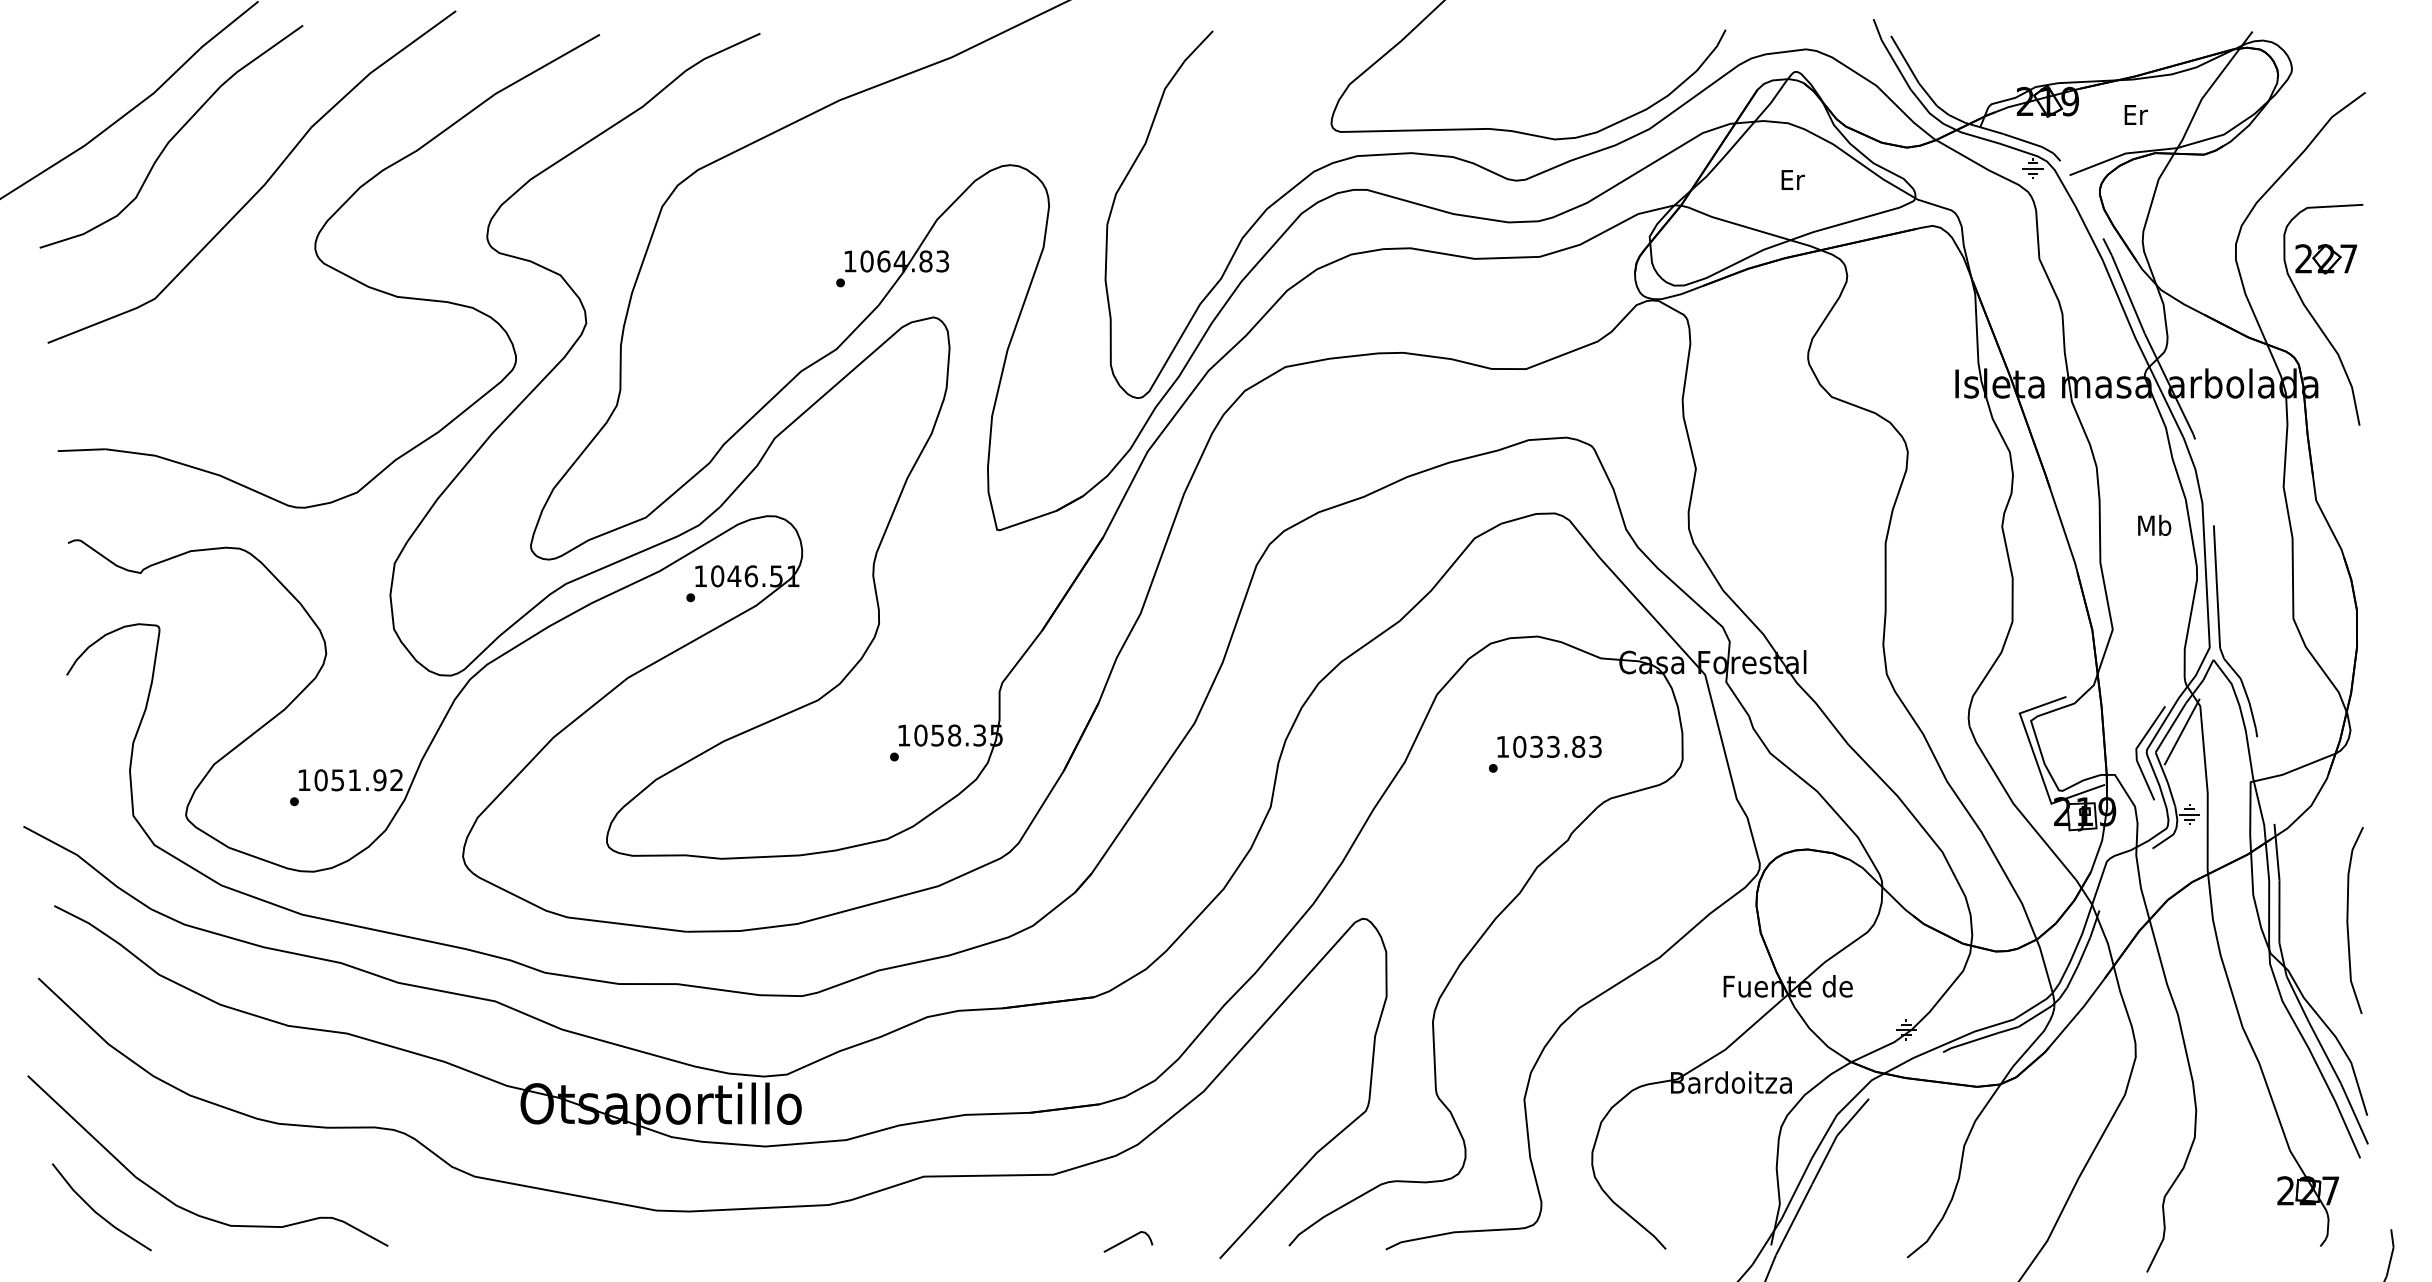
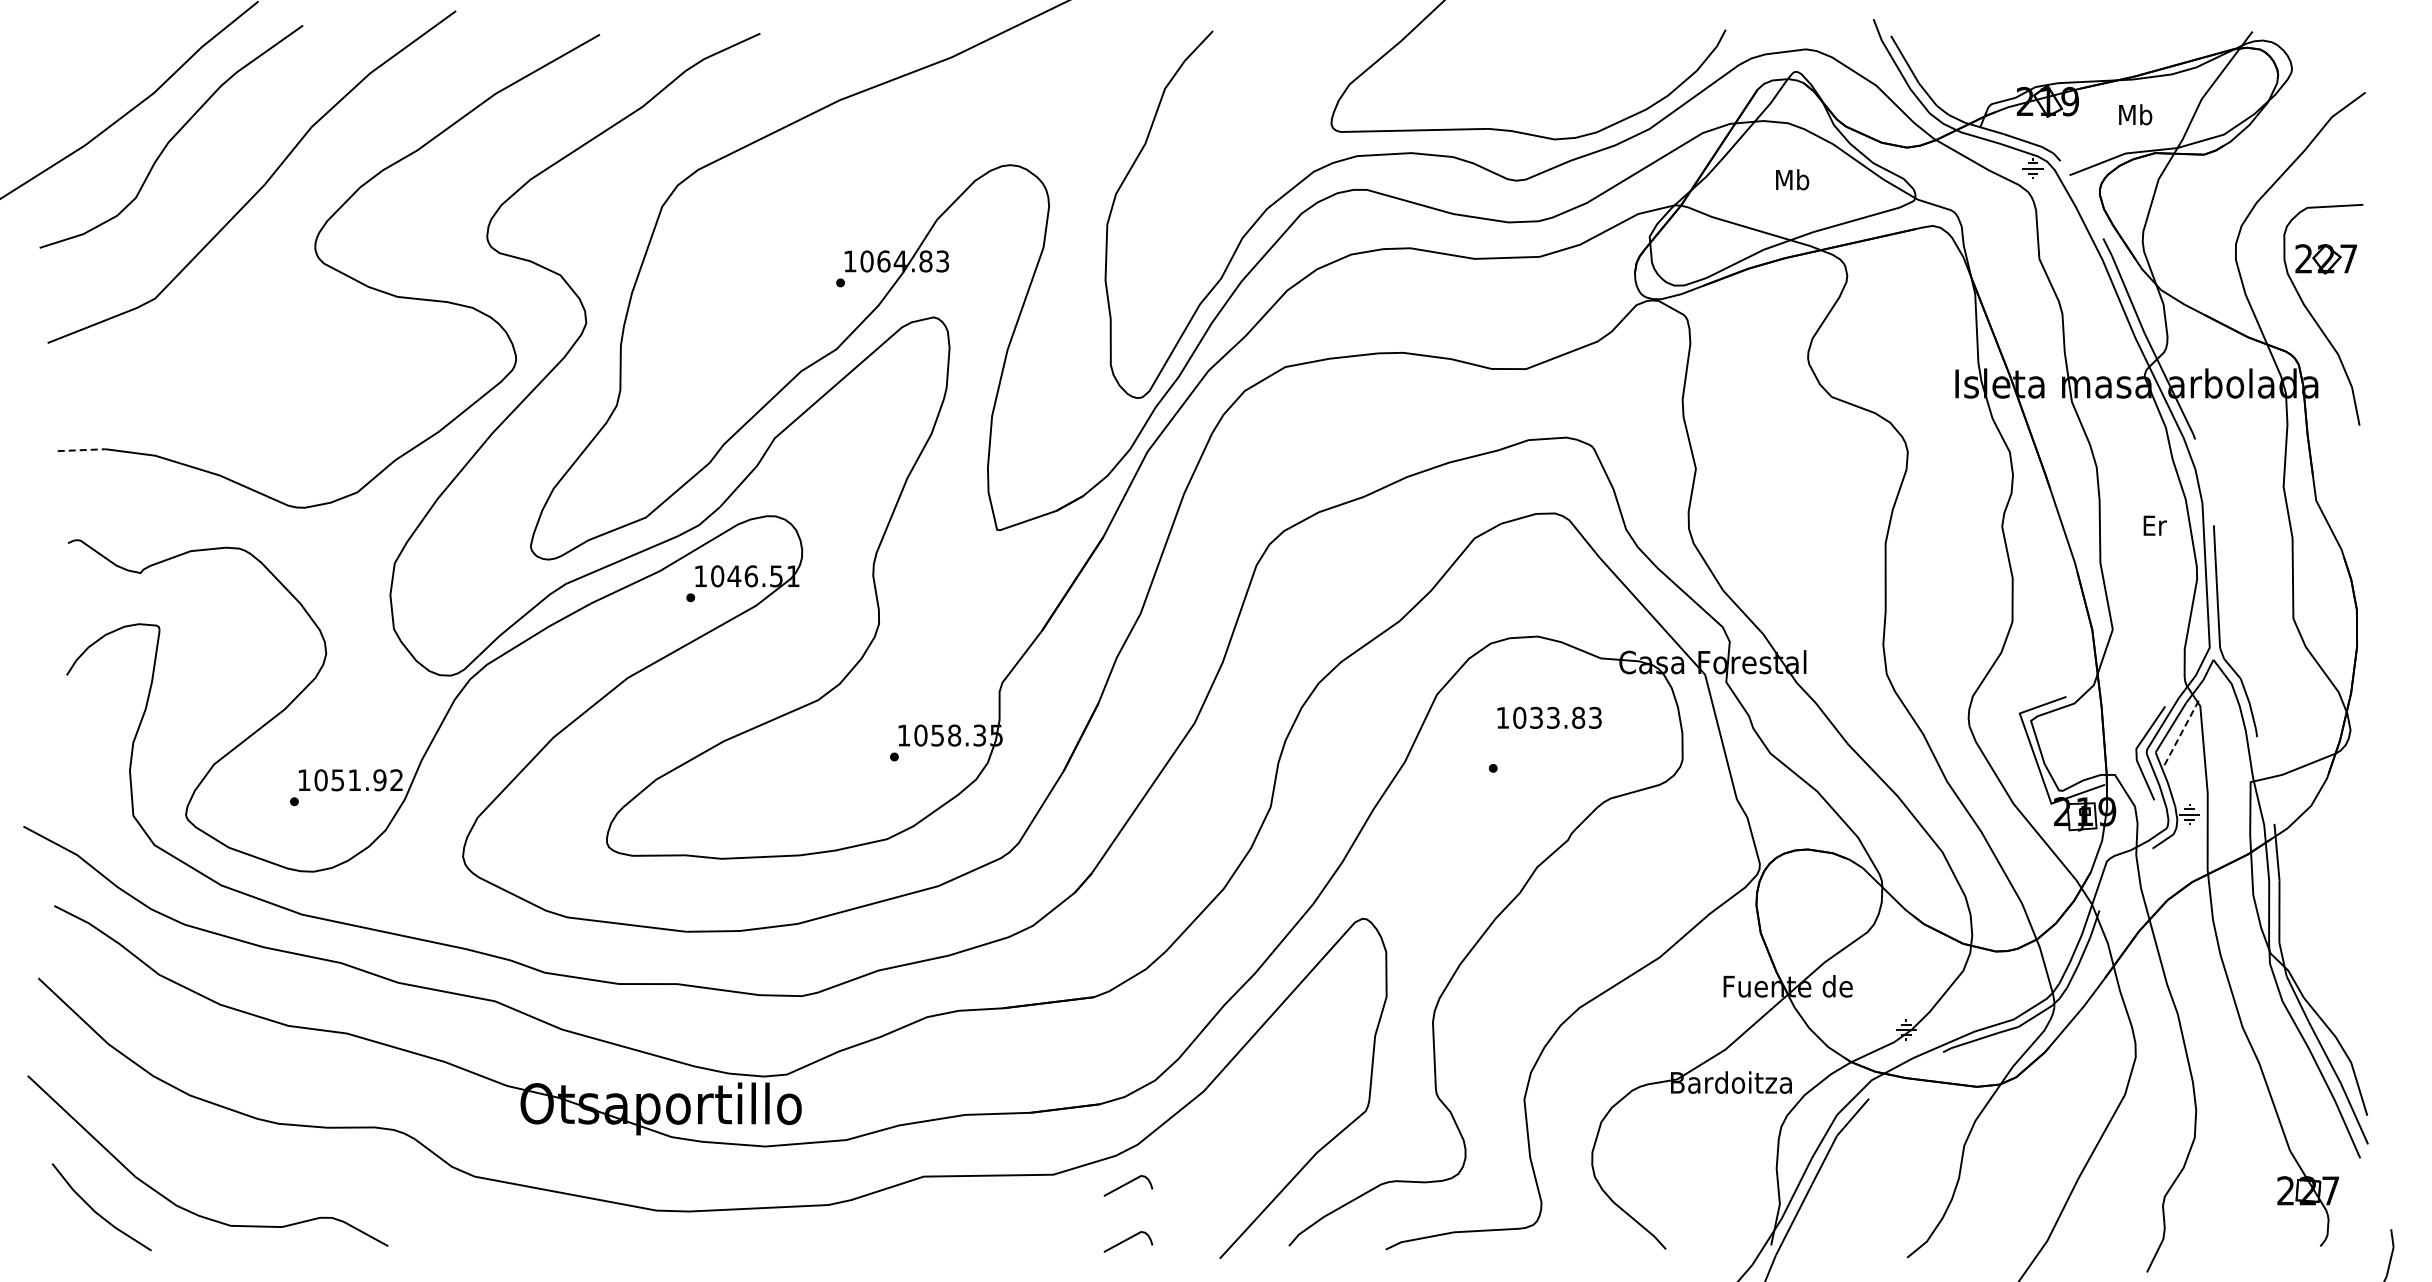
text: Er -> Mb (2135, 114)
text: Er -> Mb (1792, 179)
line: solid -> dashed (81, 450)
text: Mb -> Er (2154, 524)
line: solid -> dashed (2182, 731)
text position: (1549, 746) -> (1549, 717) (1549, 717)
curve: present -> none (2348, 919)
curve: none -> present (1127, 1184)
